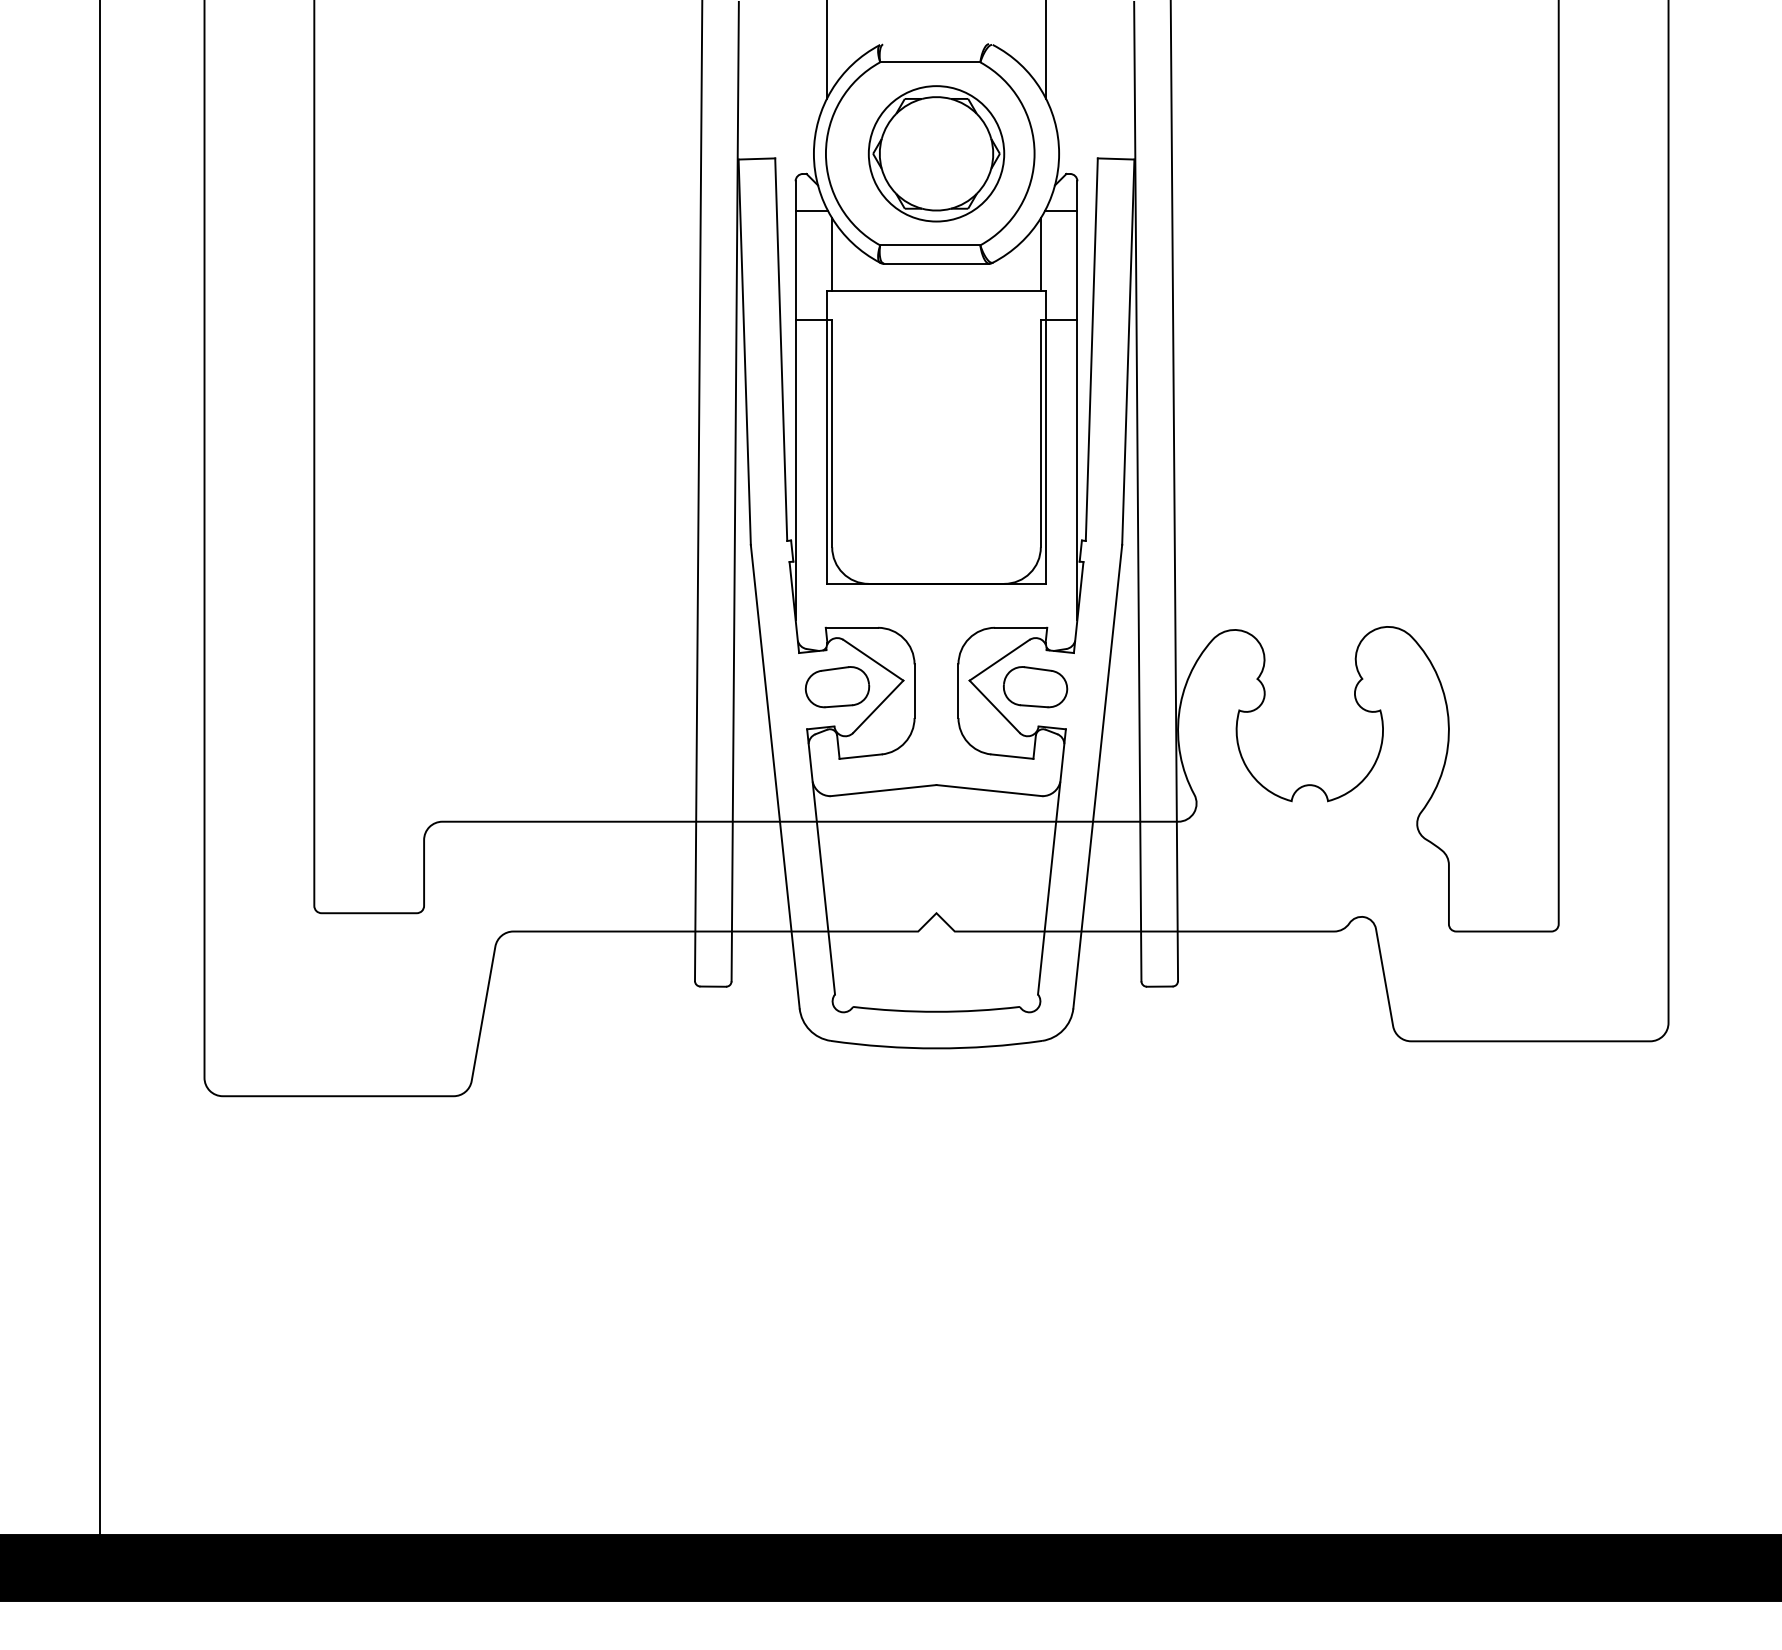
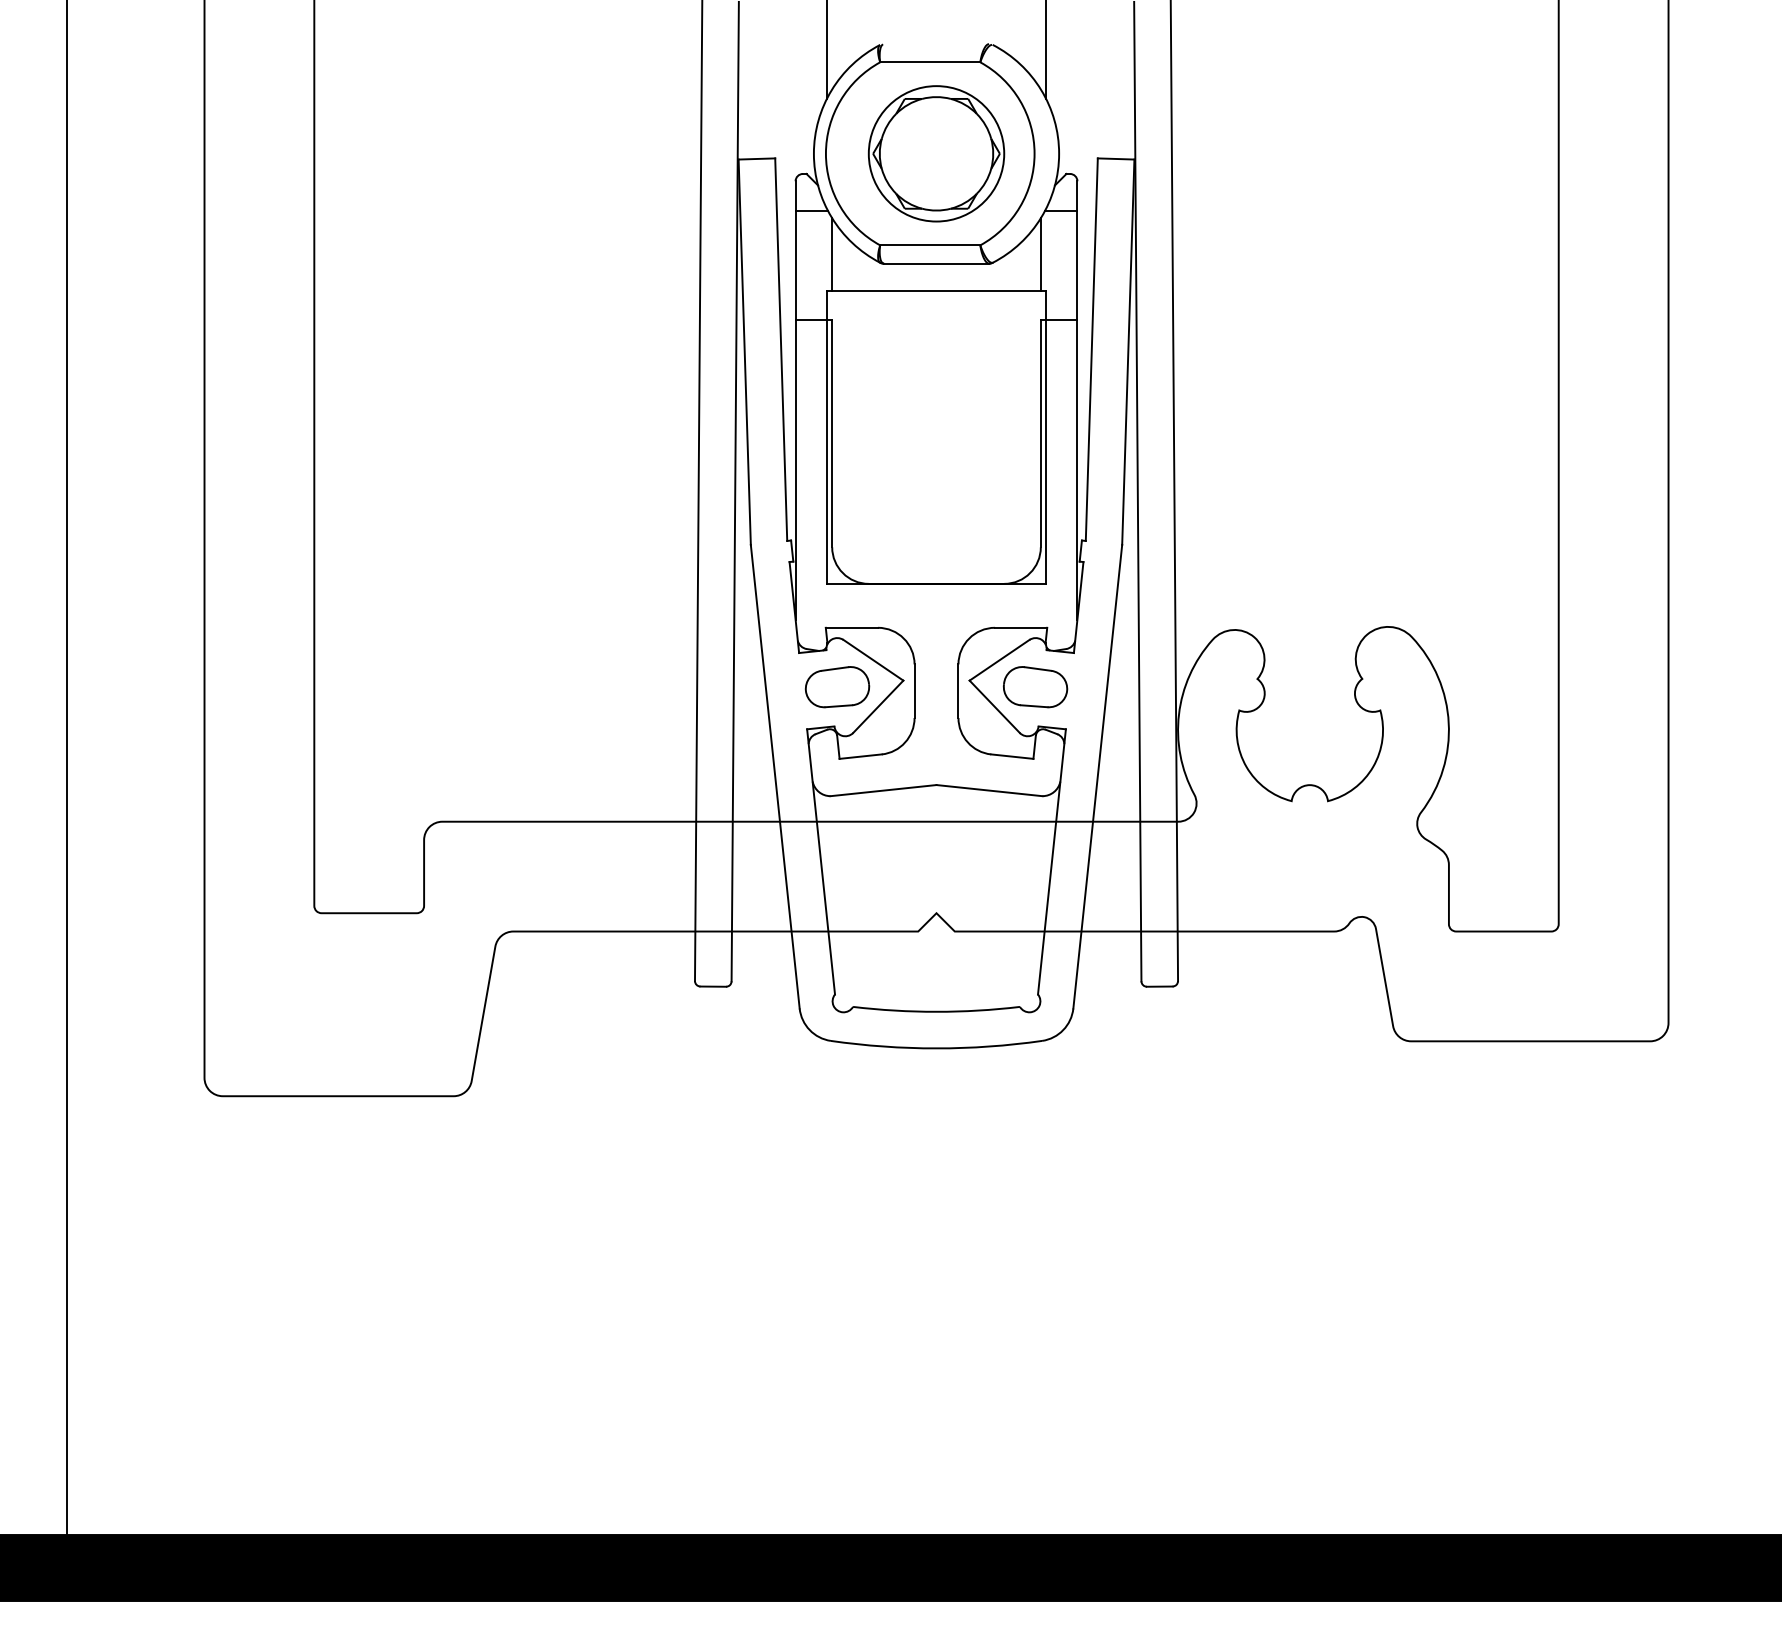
line position: (100, 768) -> (67, 768) (67, 768)
